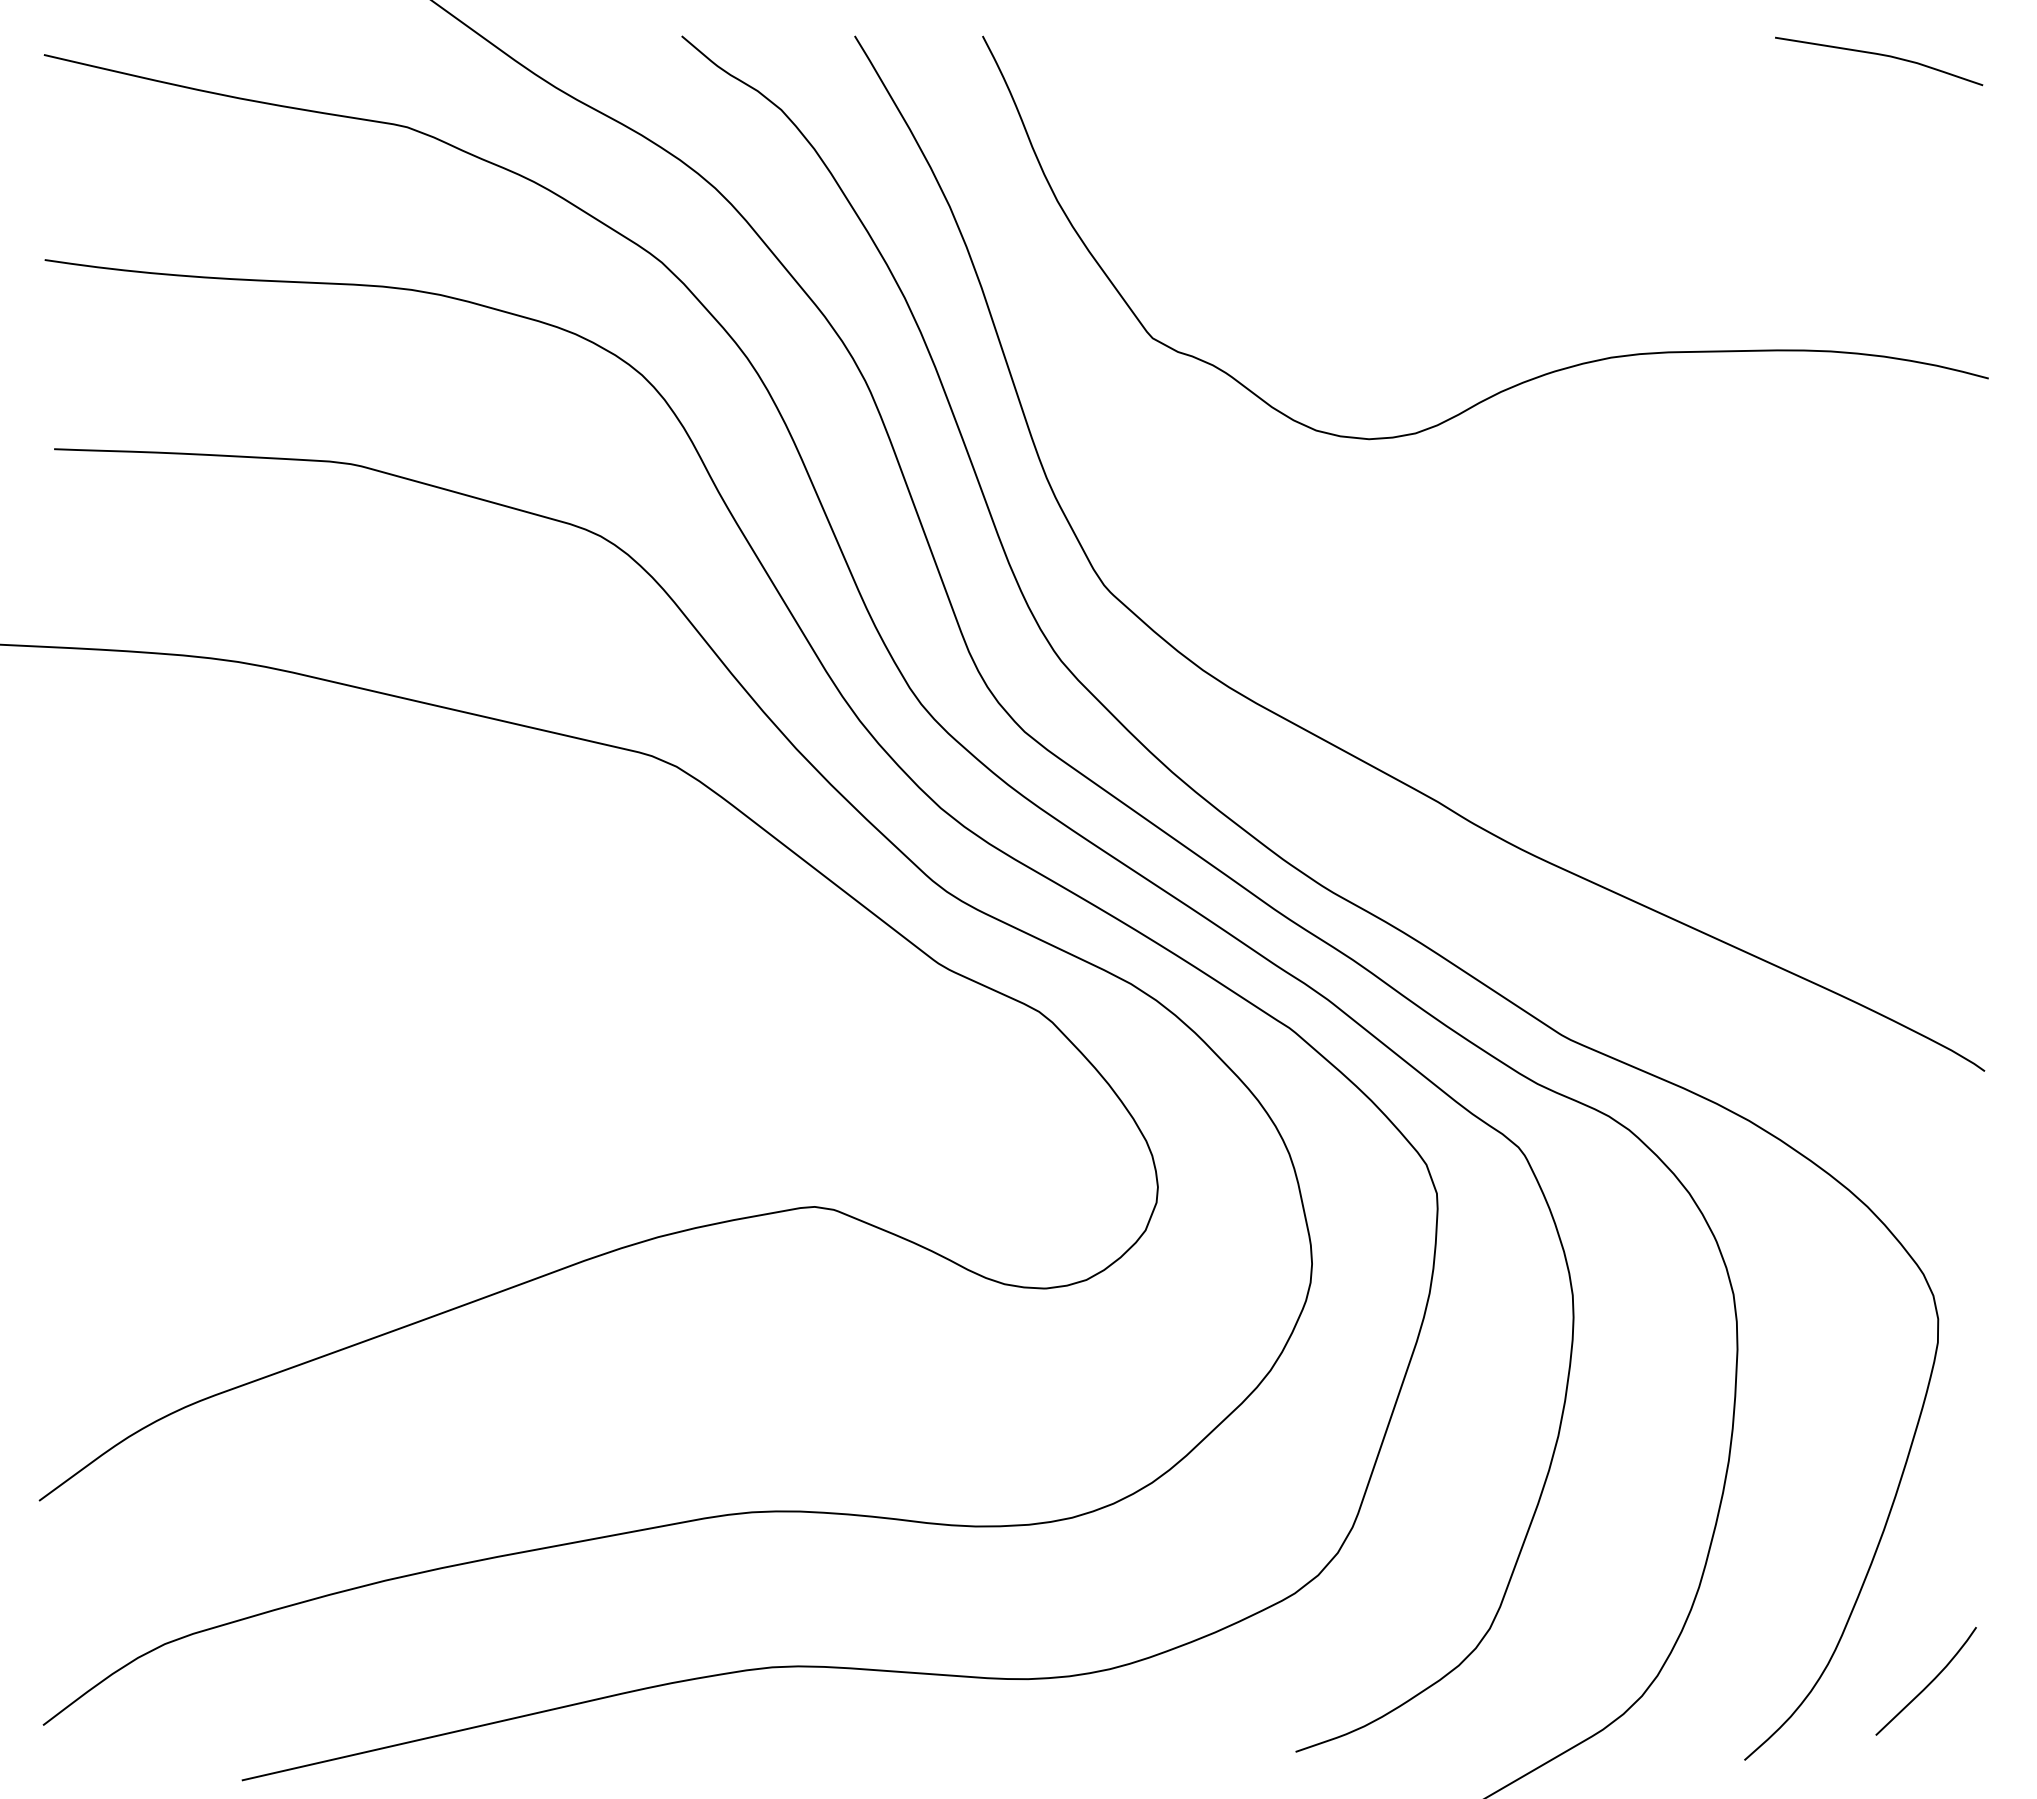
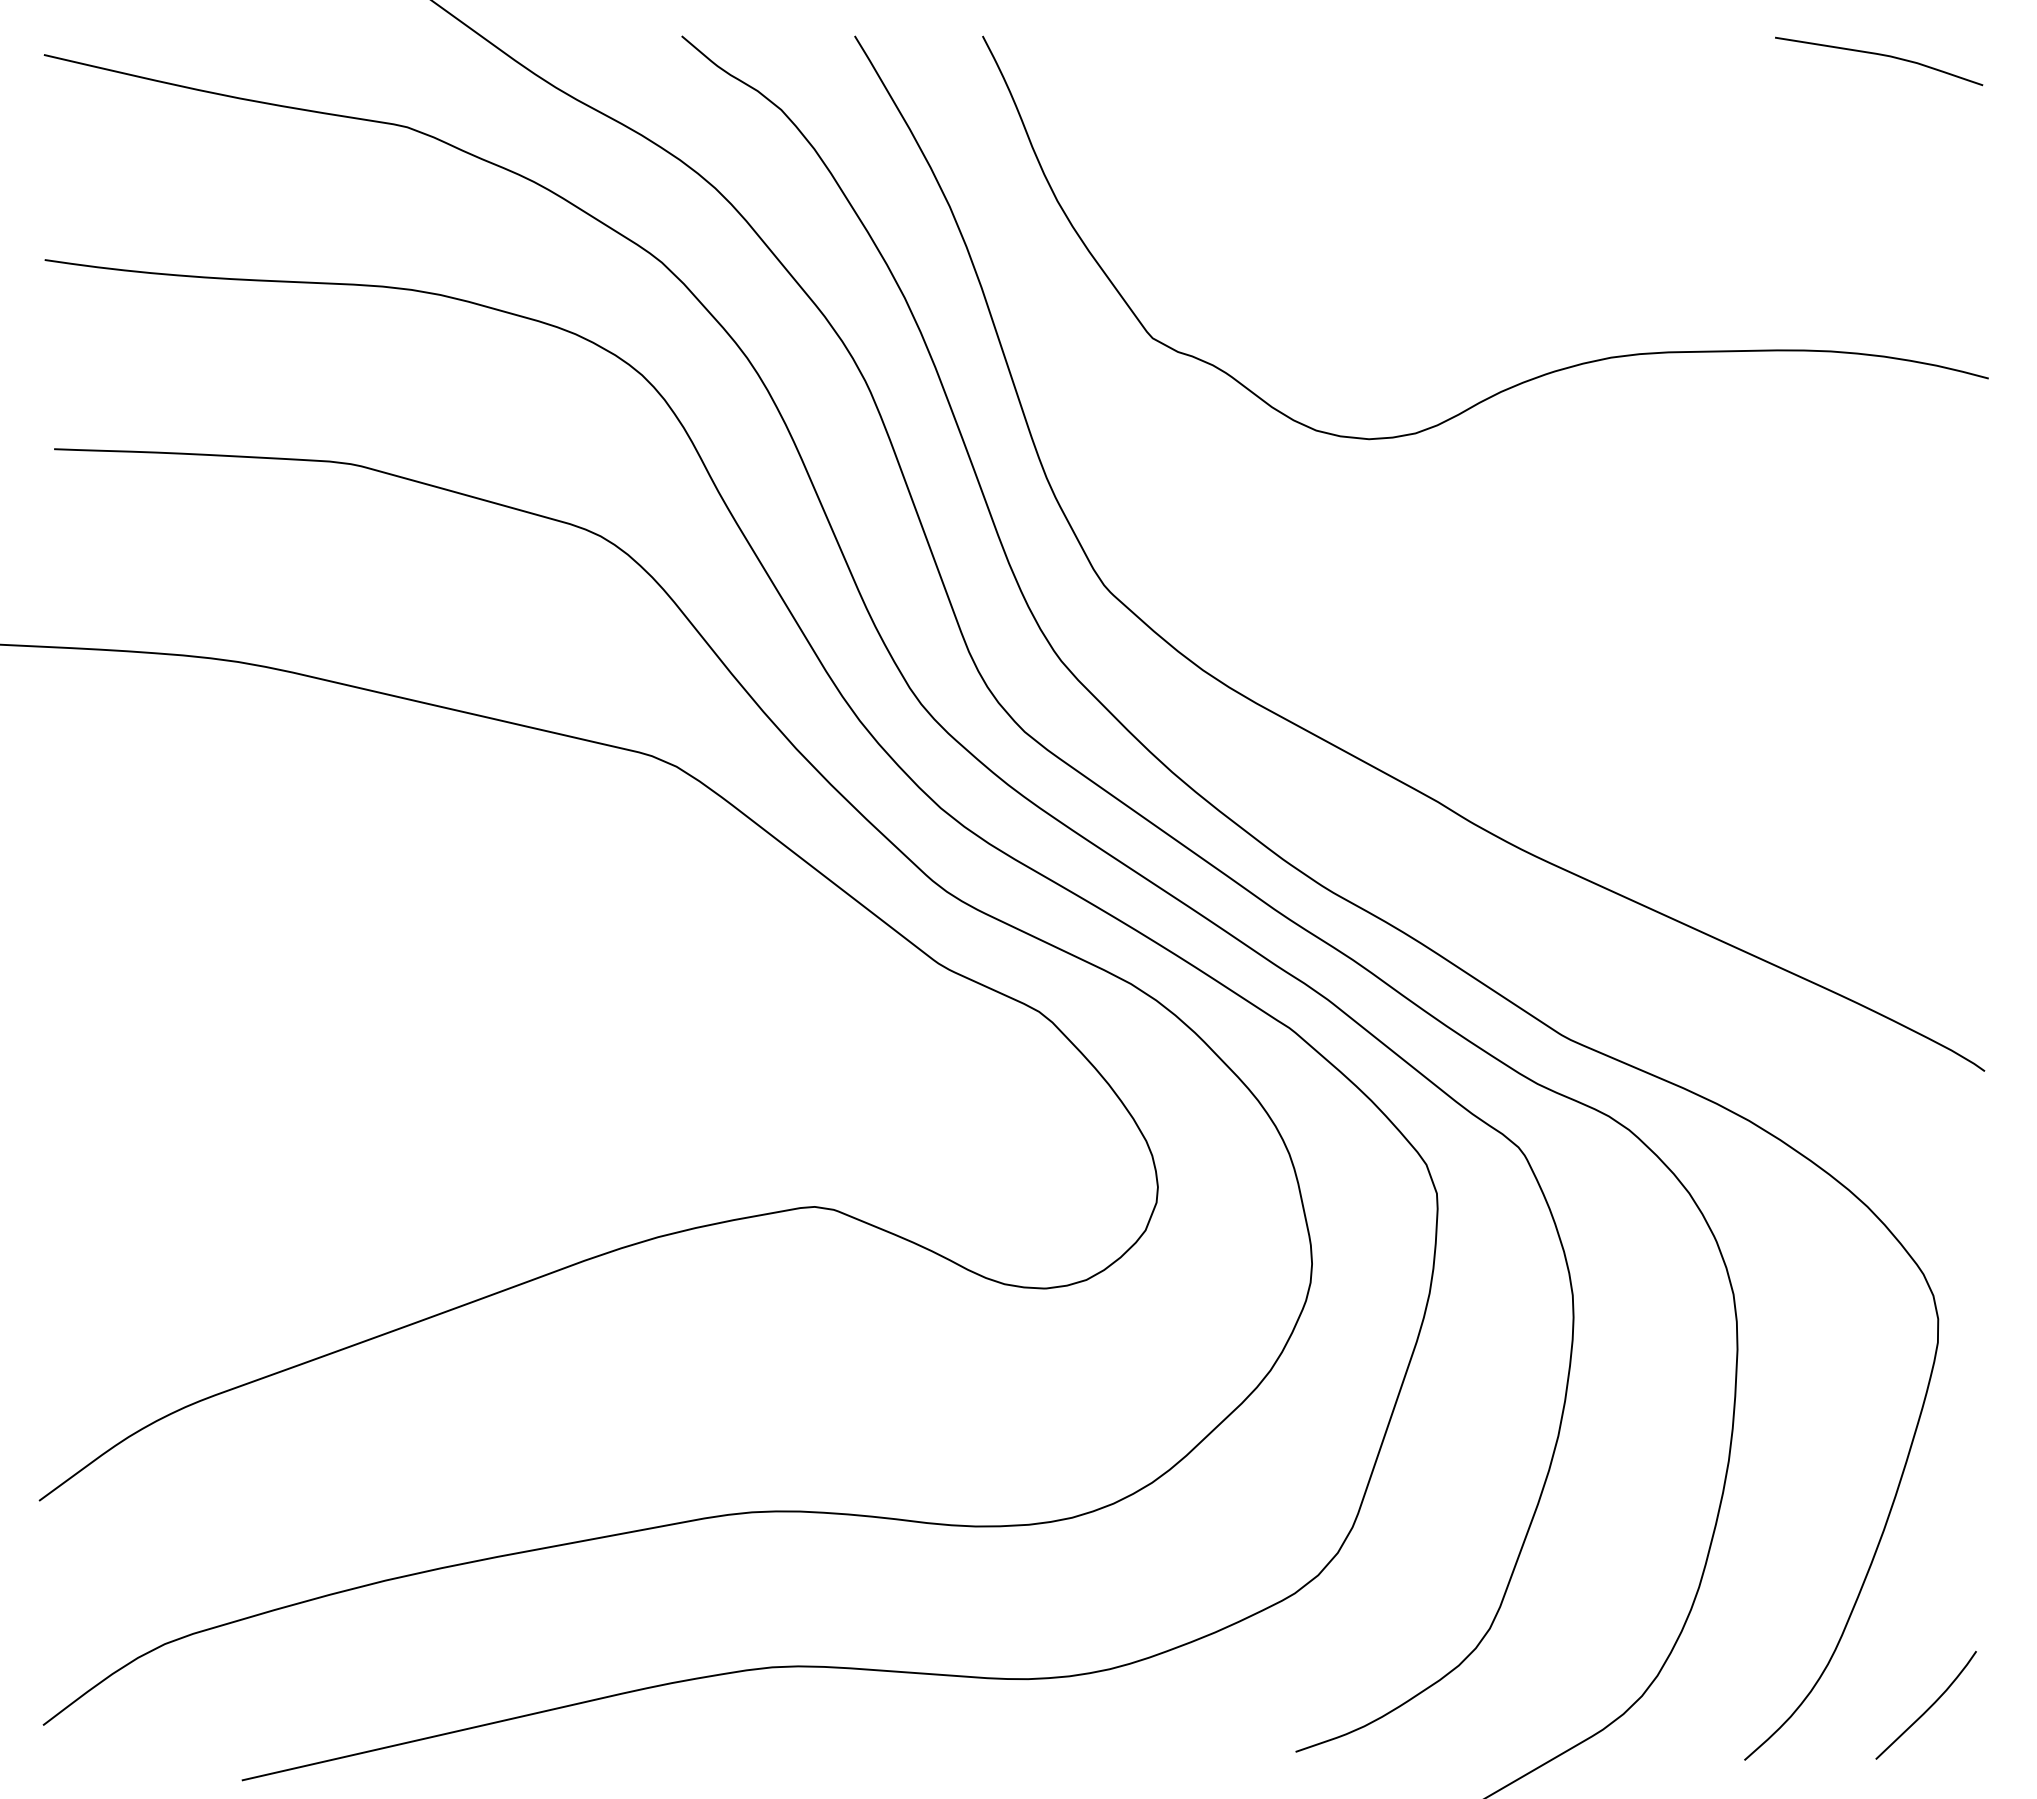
curve position: (1928, 1683) -> (1928, 1707) (1928, 1707)
